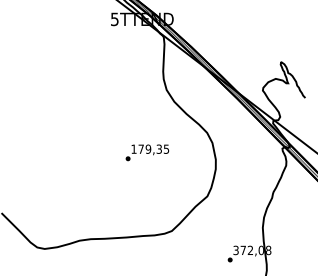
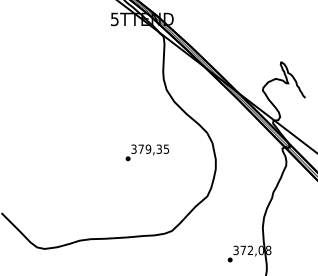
text: 179,35 -> 379,35 (133, 148)
